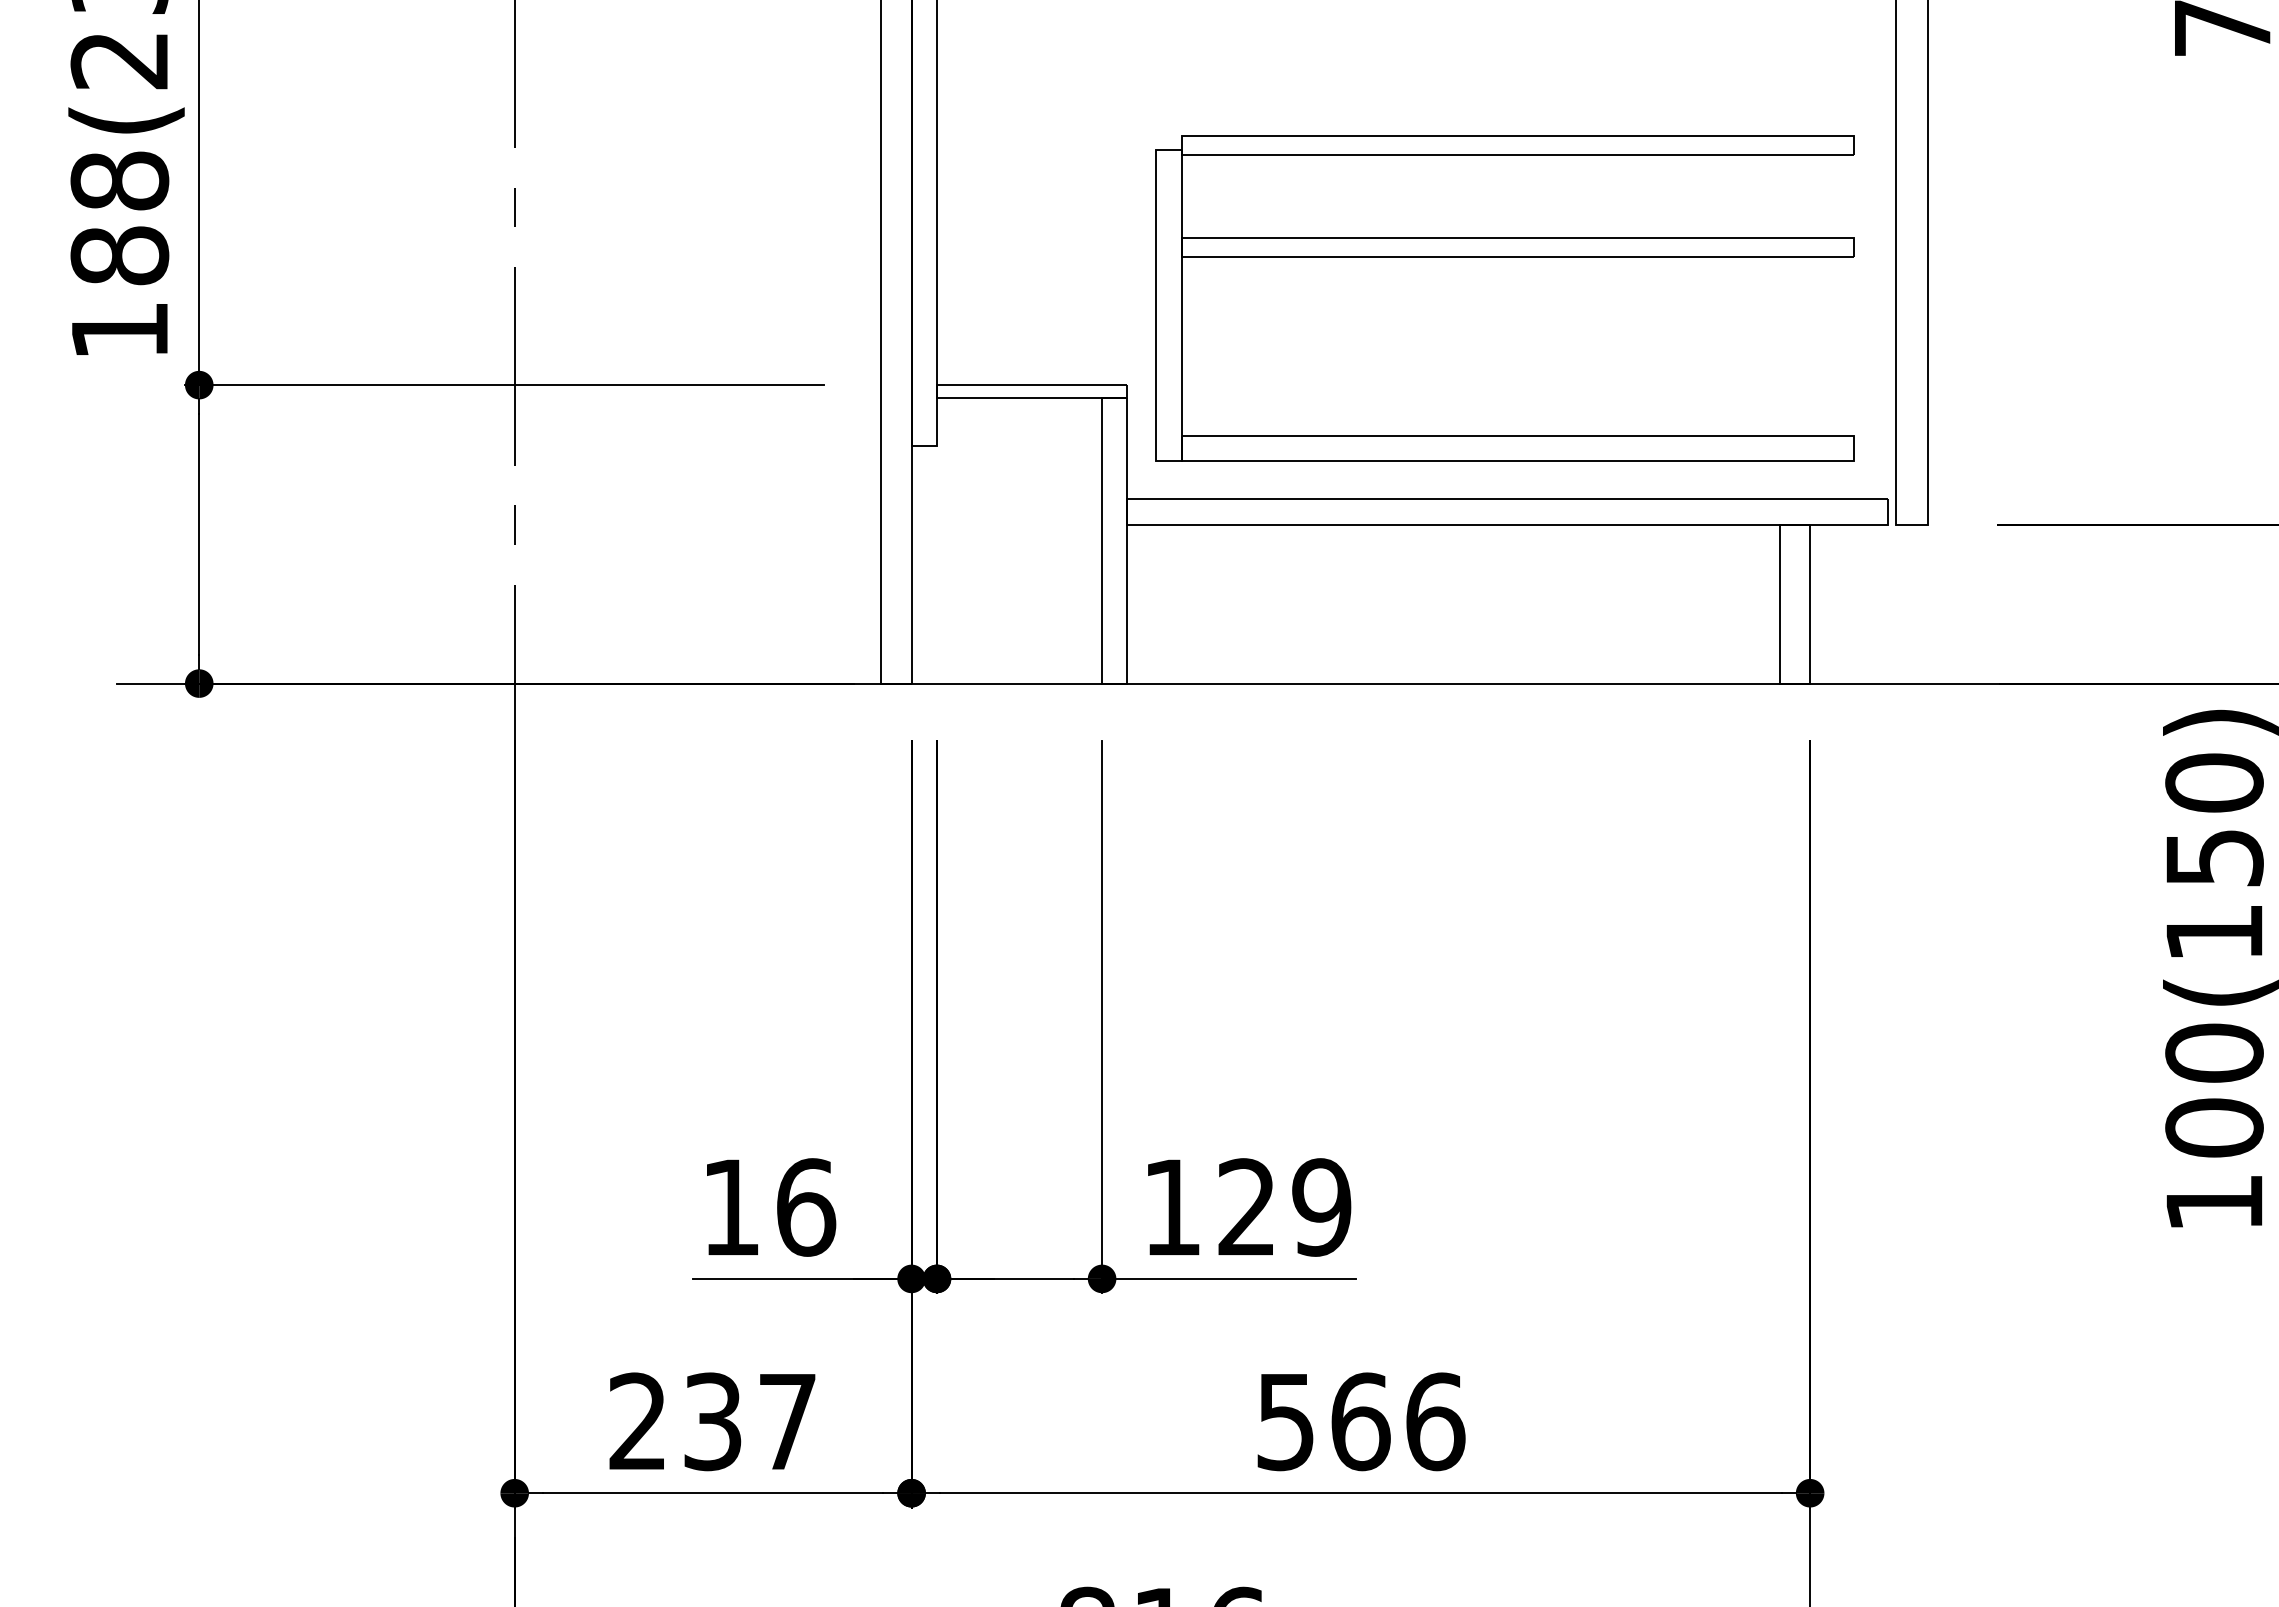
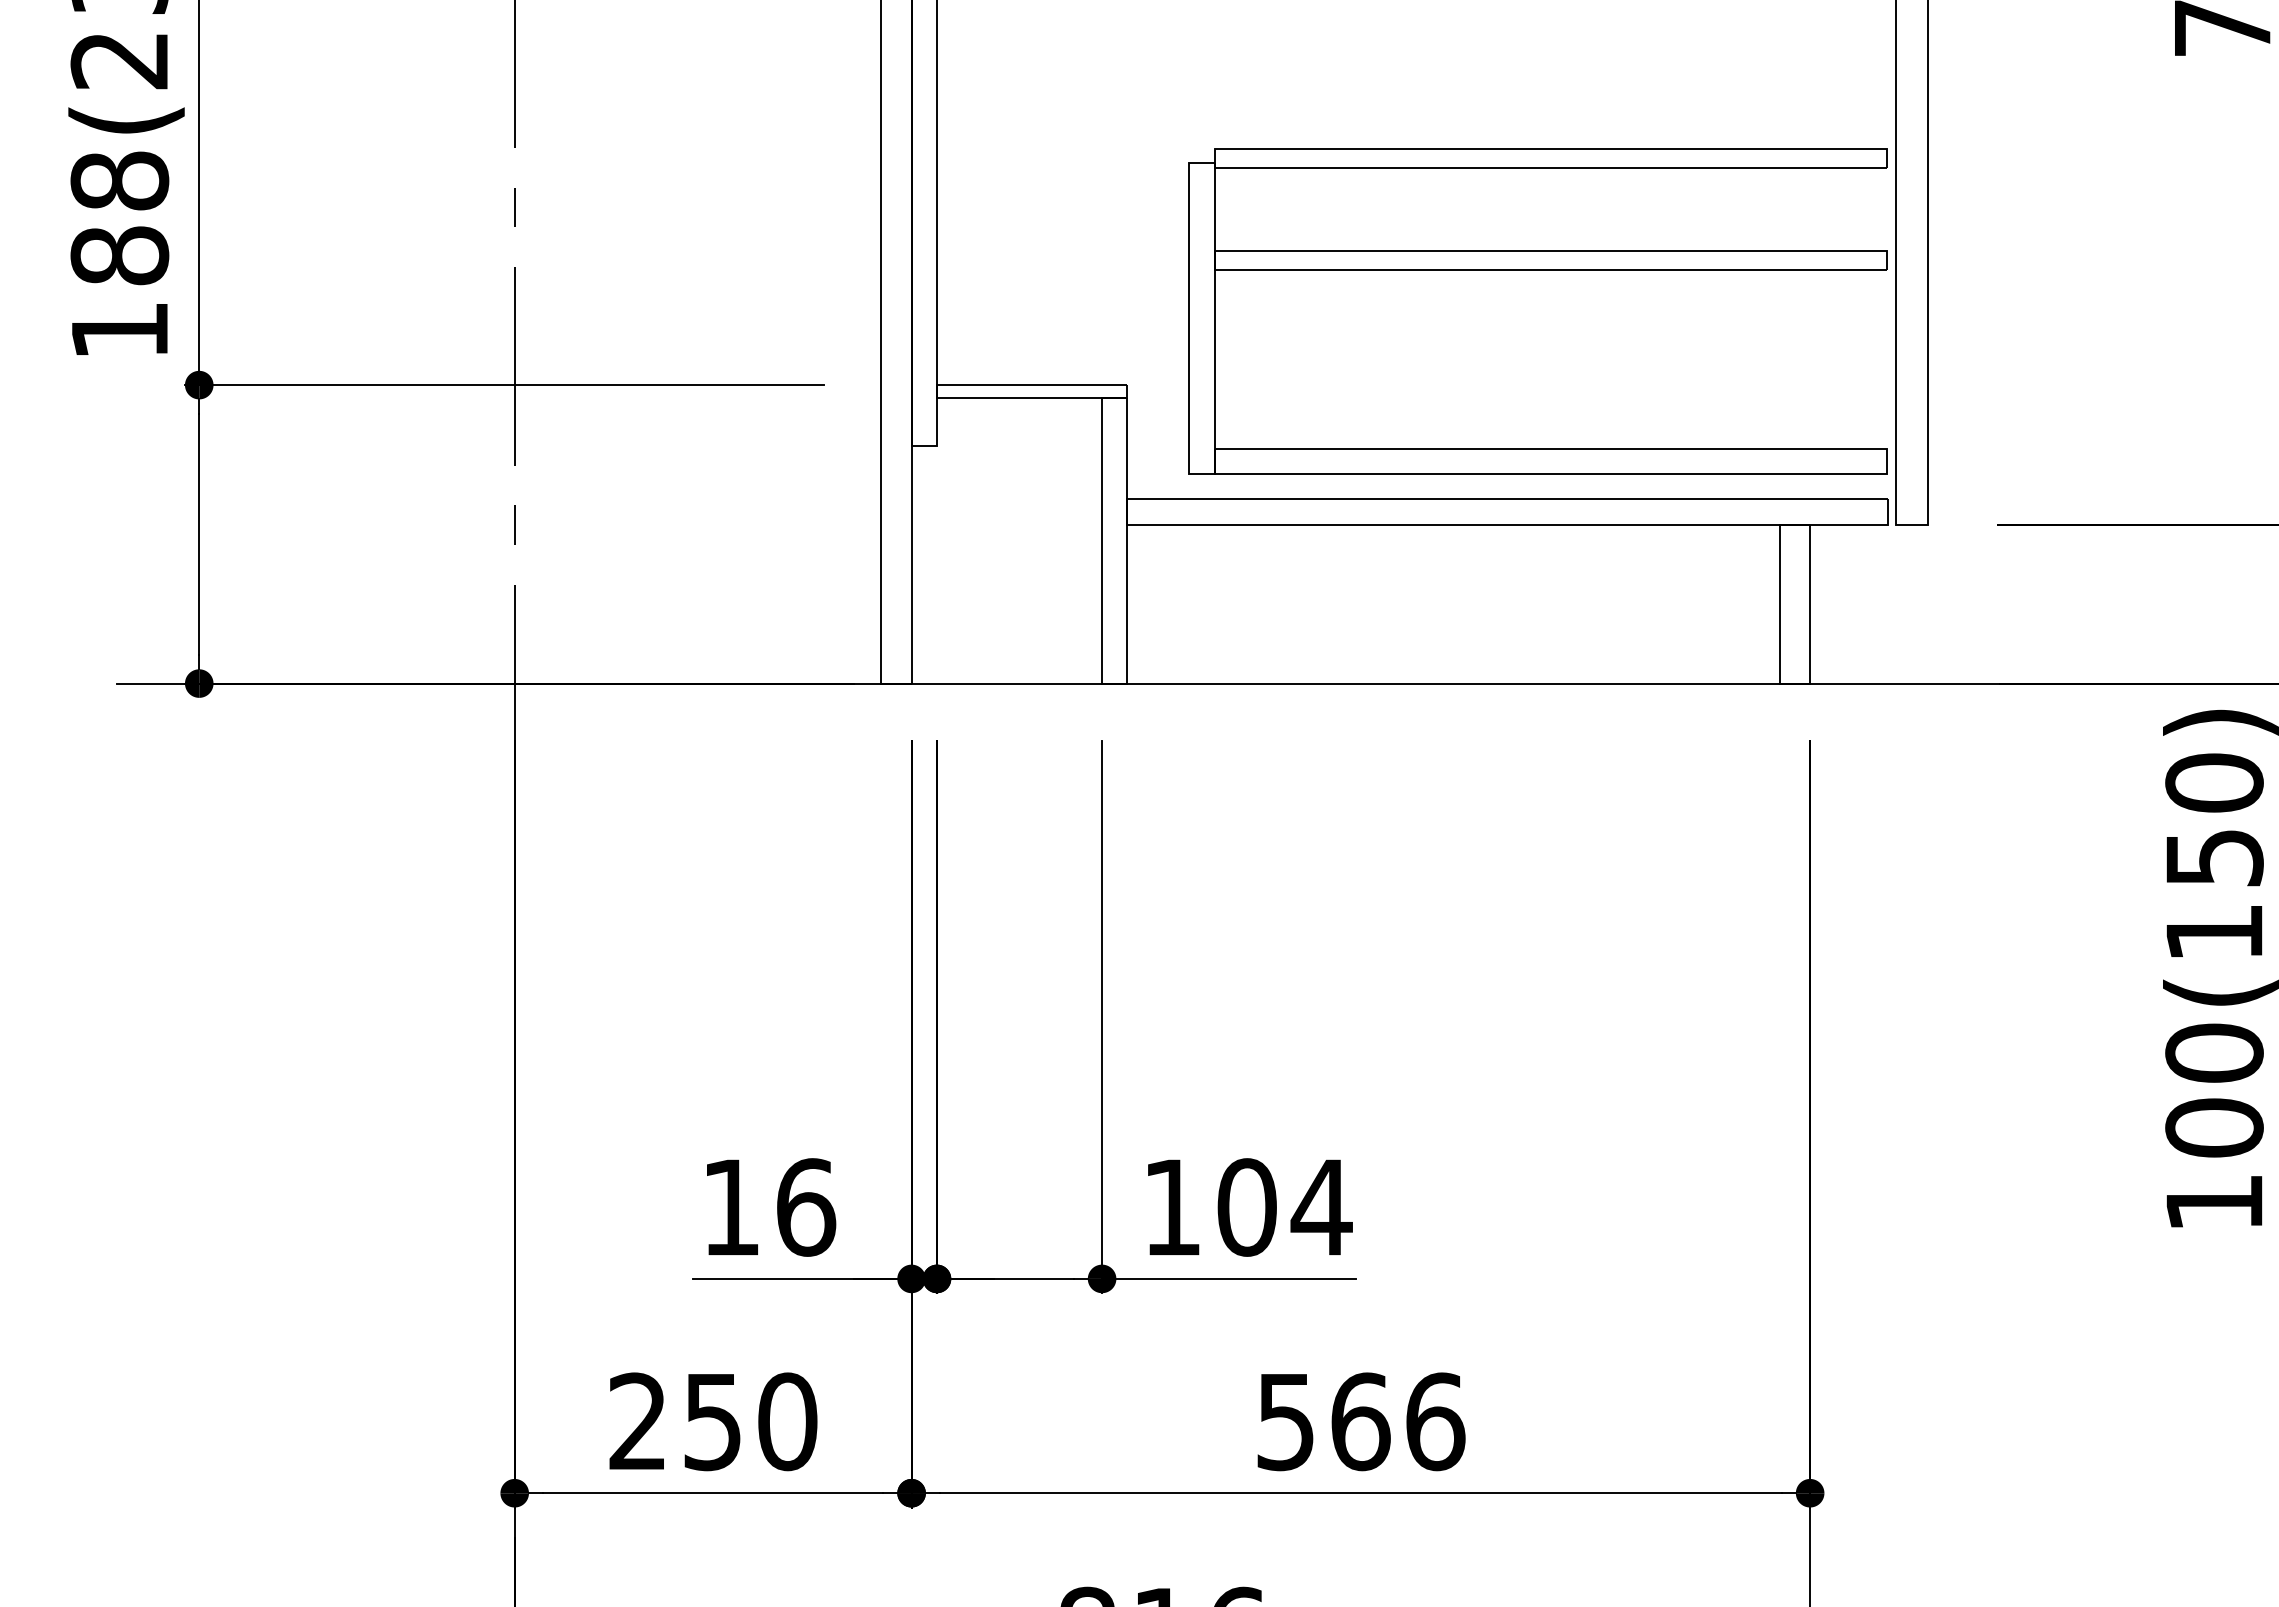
part position: (1504, 257) -> (1537, 270) (1537, 270)
text: 129 -> 104 (1284, 1207)
text: 237 -> 250 (750, 1421)
